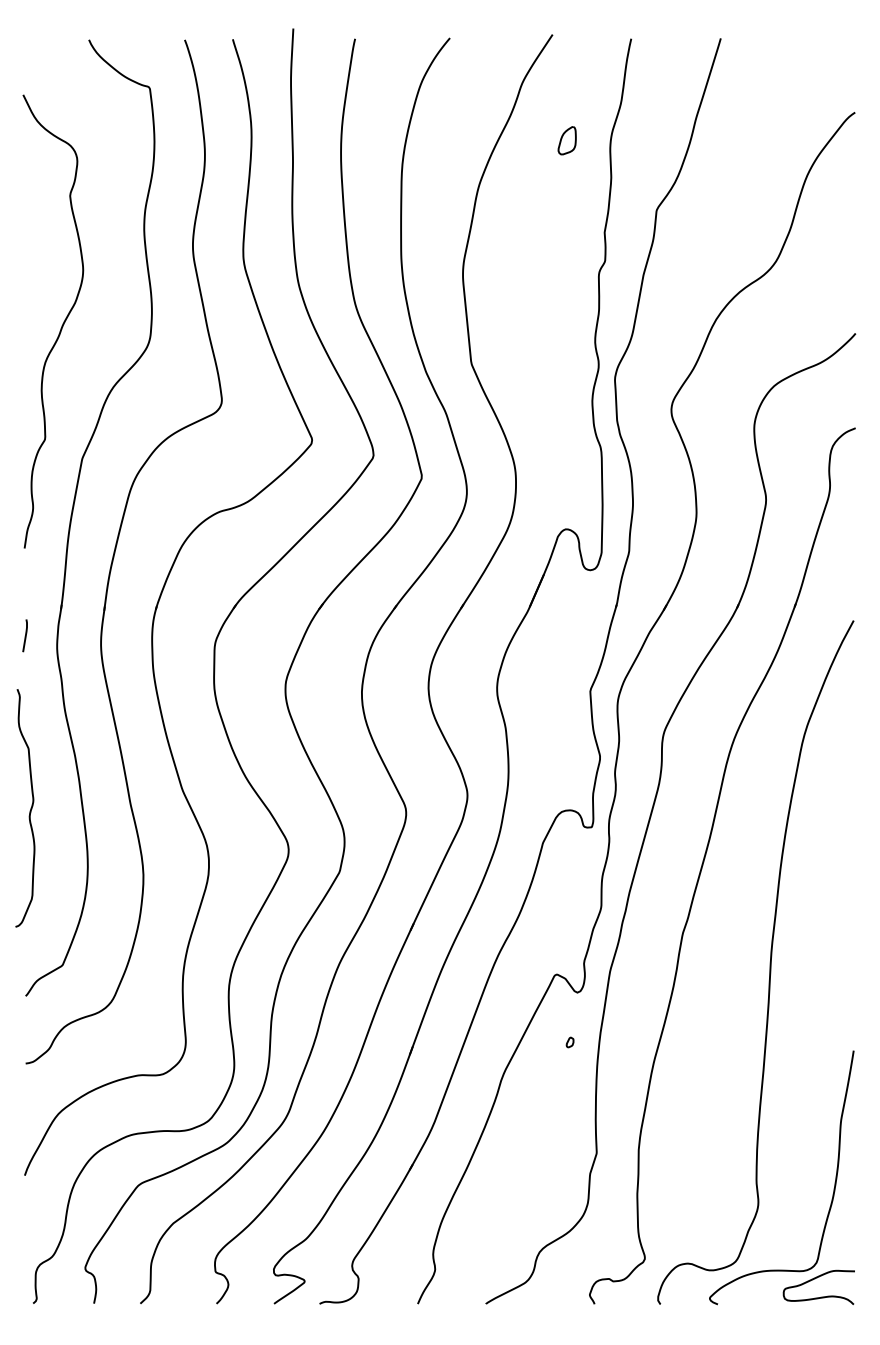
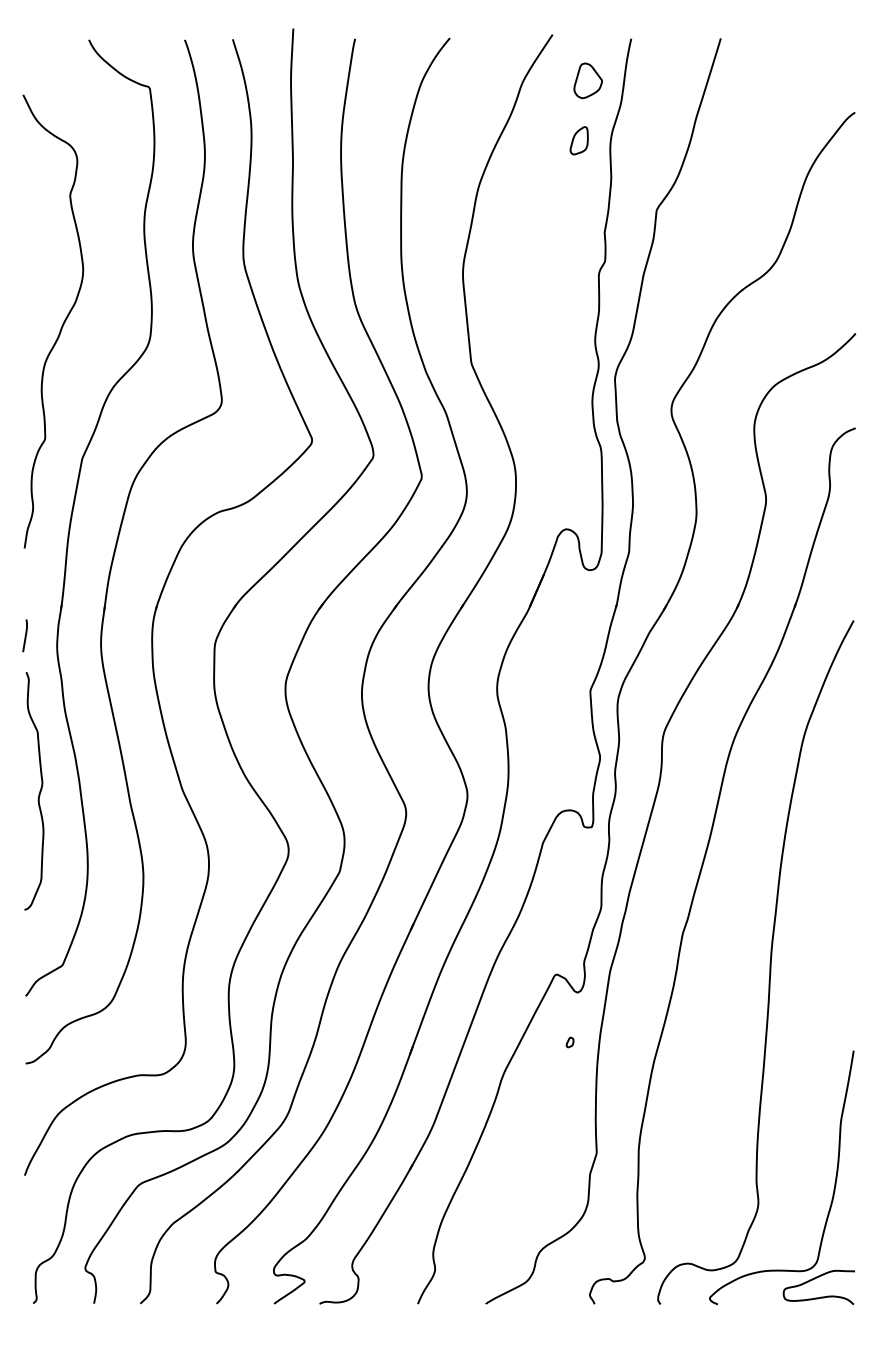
part: none -> present (587, 80)
part position: (566, 140) -> (578, 140) (578, 140)
curve position: (29, 810) -> (38, 793) (38, 793)
